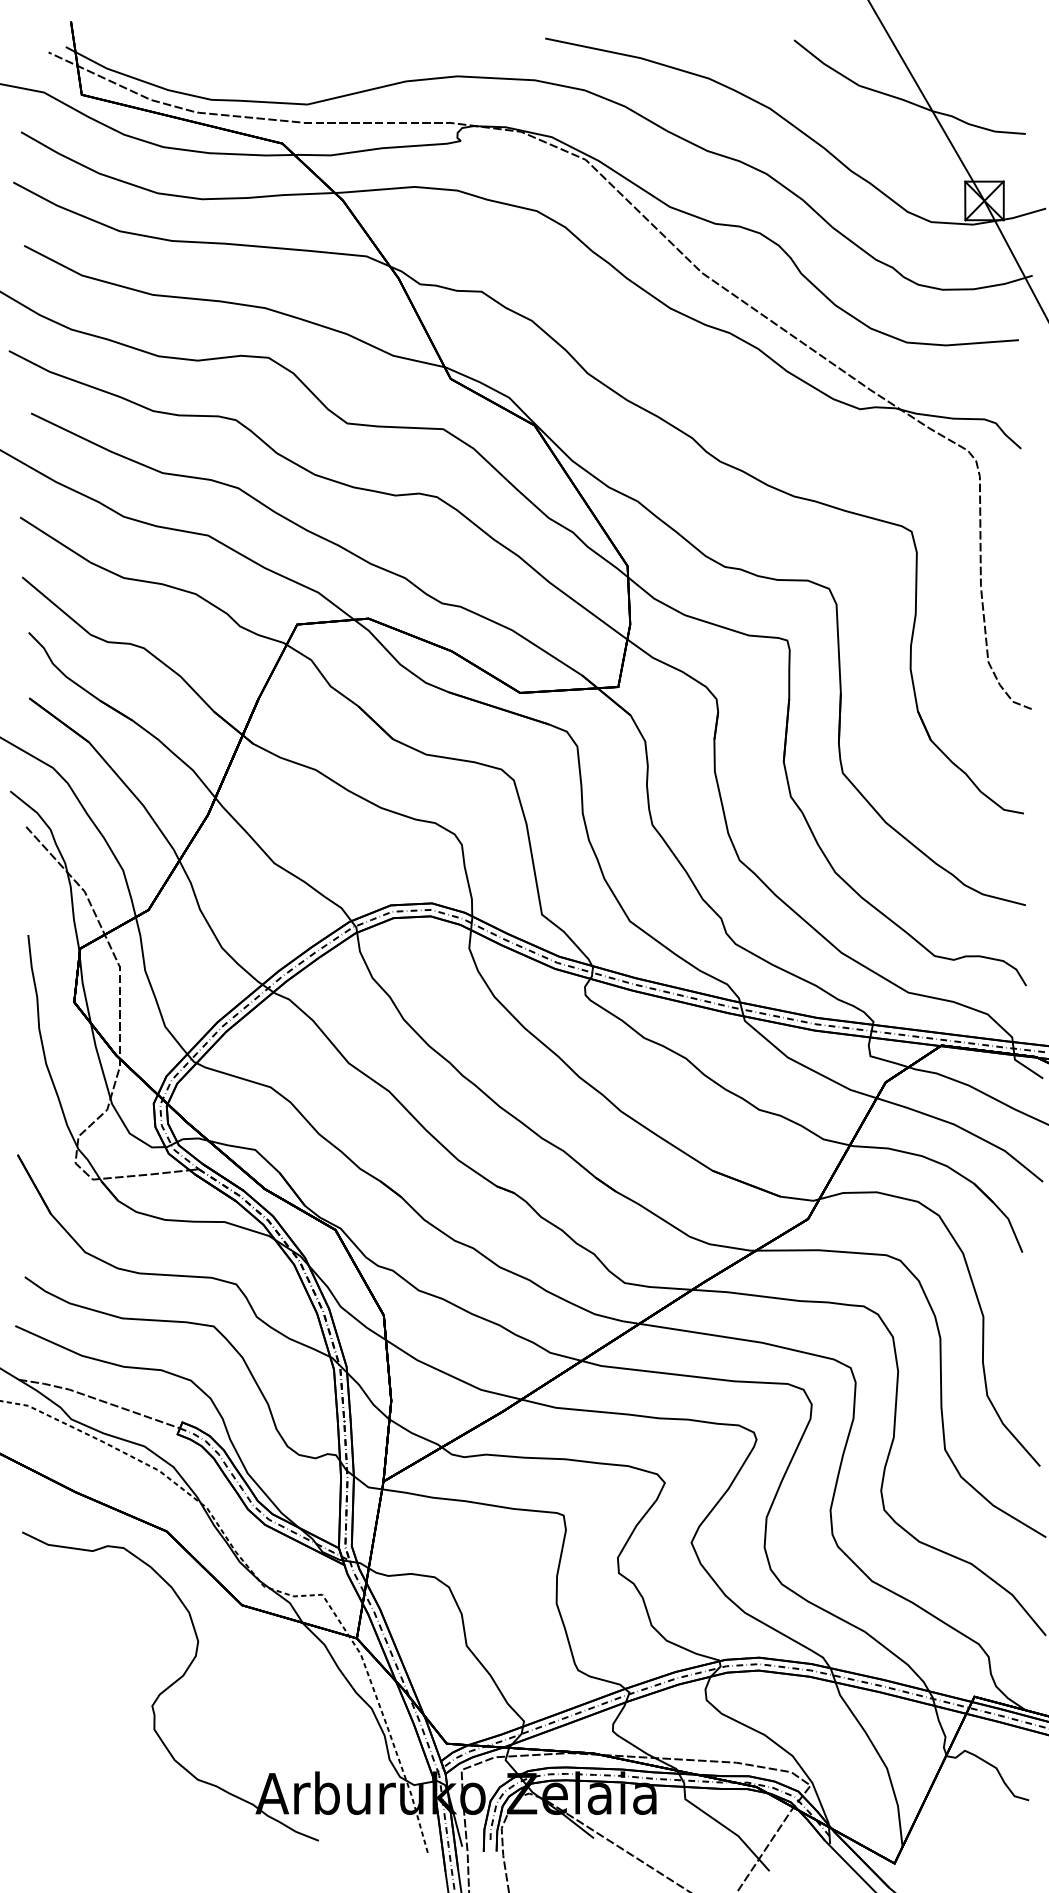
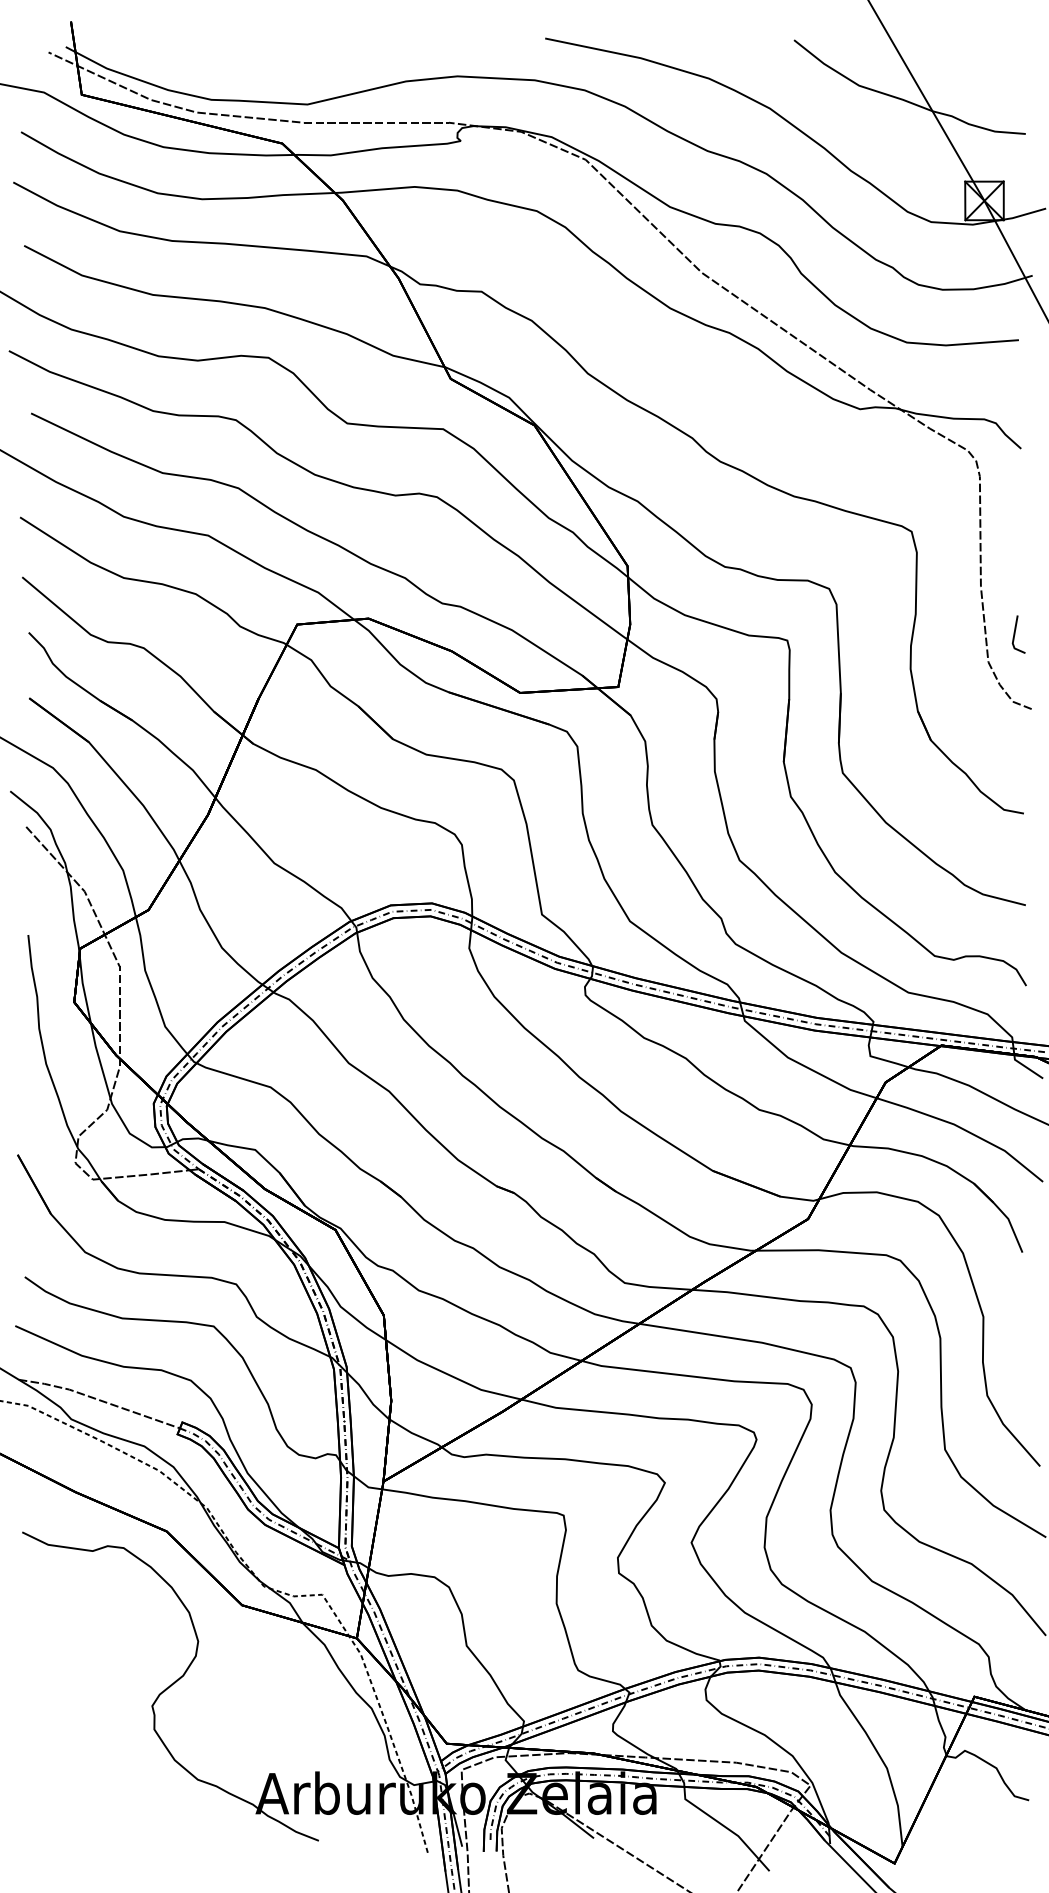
line: none -> present (1015, 634)
